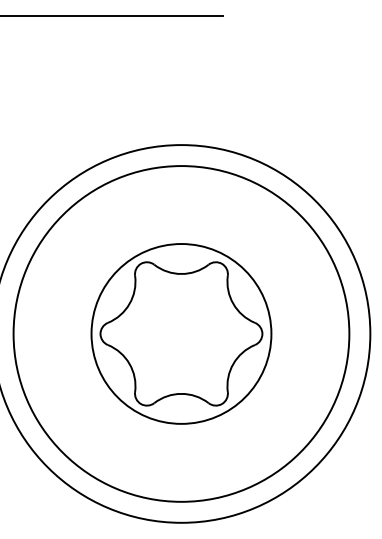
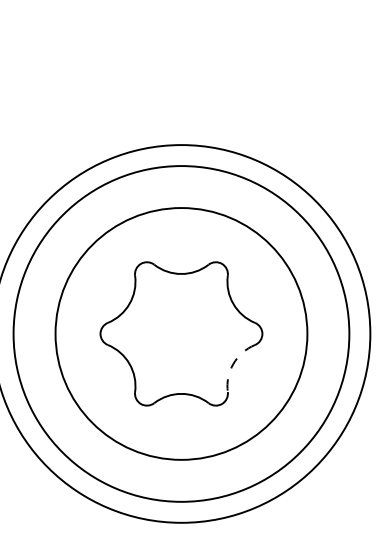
line: present -> none (112, 16)
circle diameter: 180 px -> 252 px (181, 333)
arc: solid -> dashed (233, 363)
